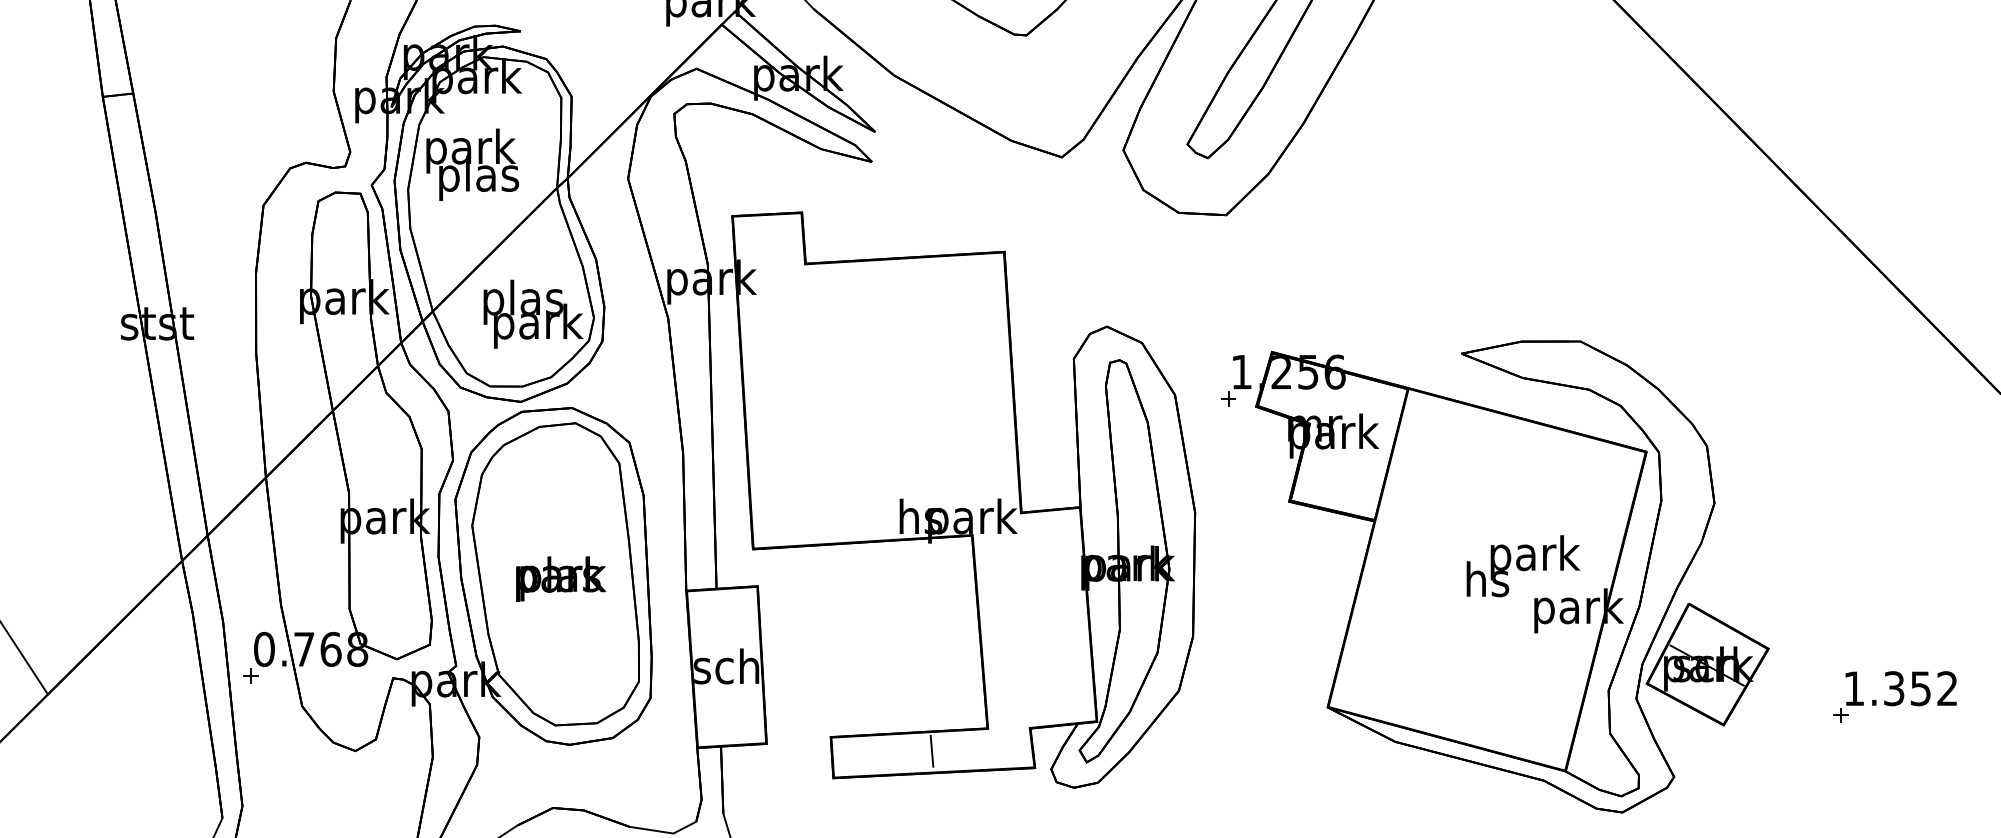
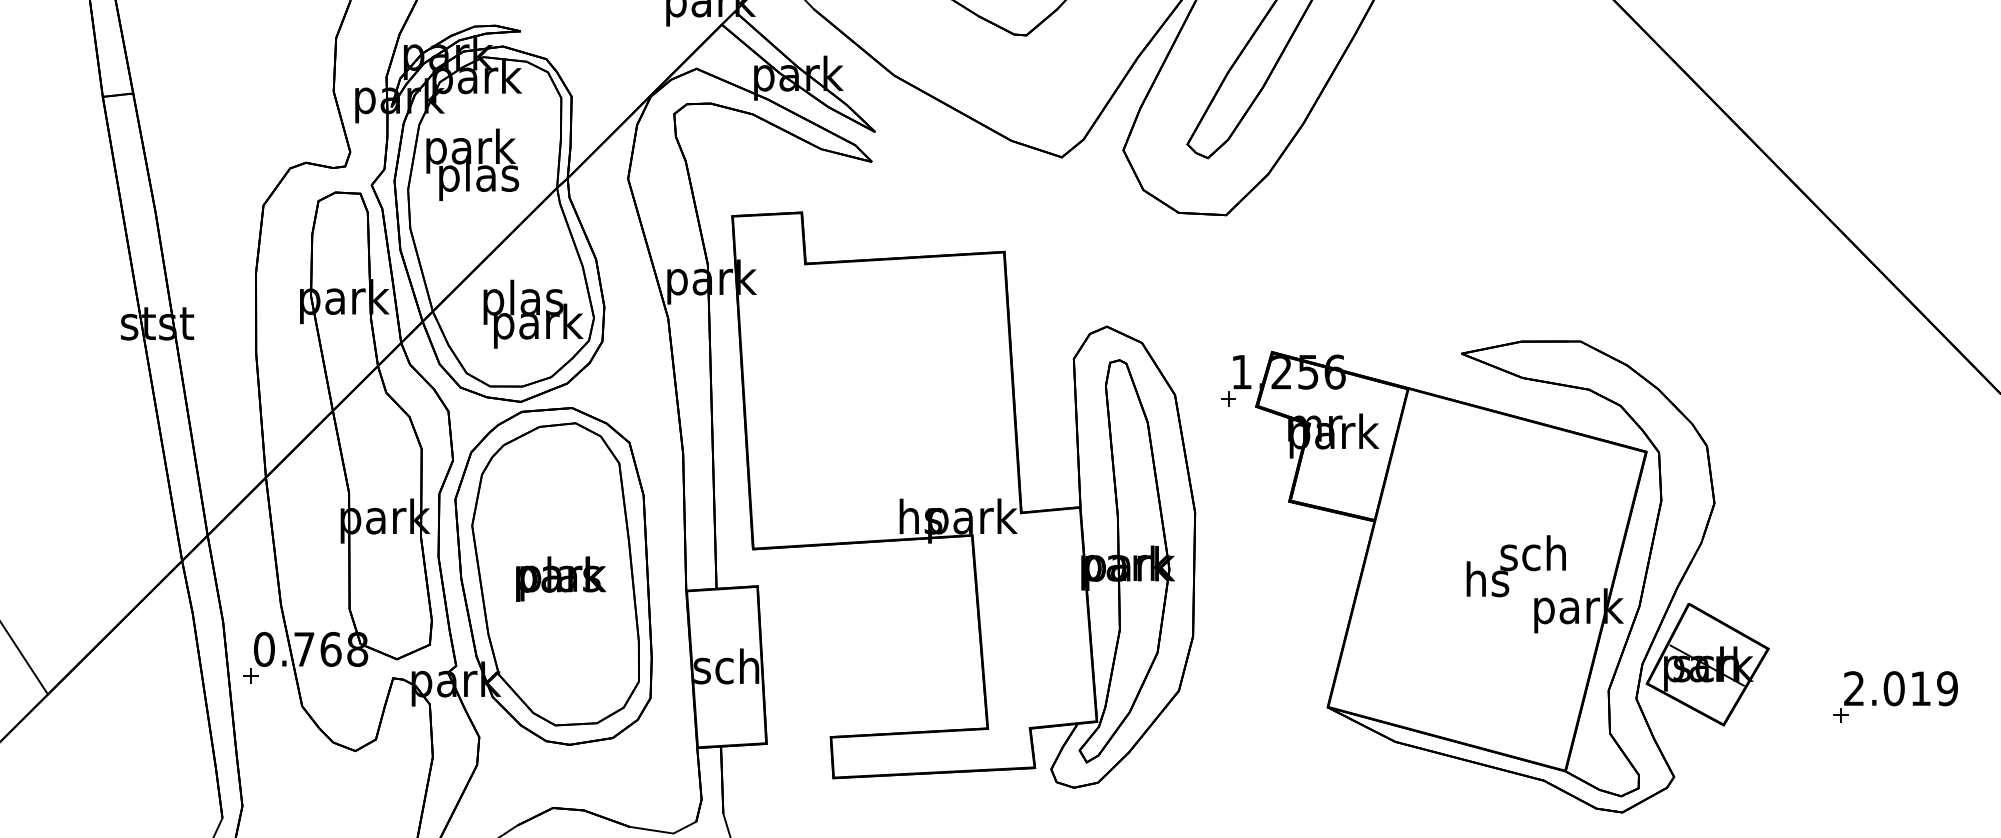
text: park -> sch (1535, 557)
text: 1.352 -> 2.019 (1900, 688)
line: present -> none (931, 750)
